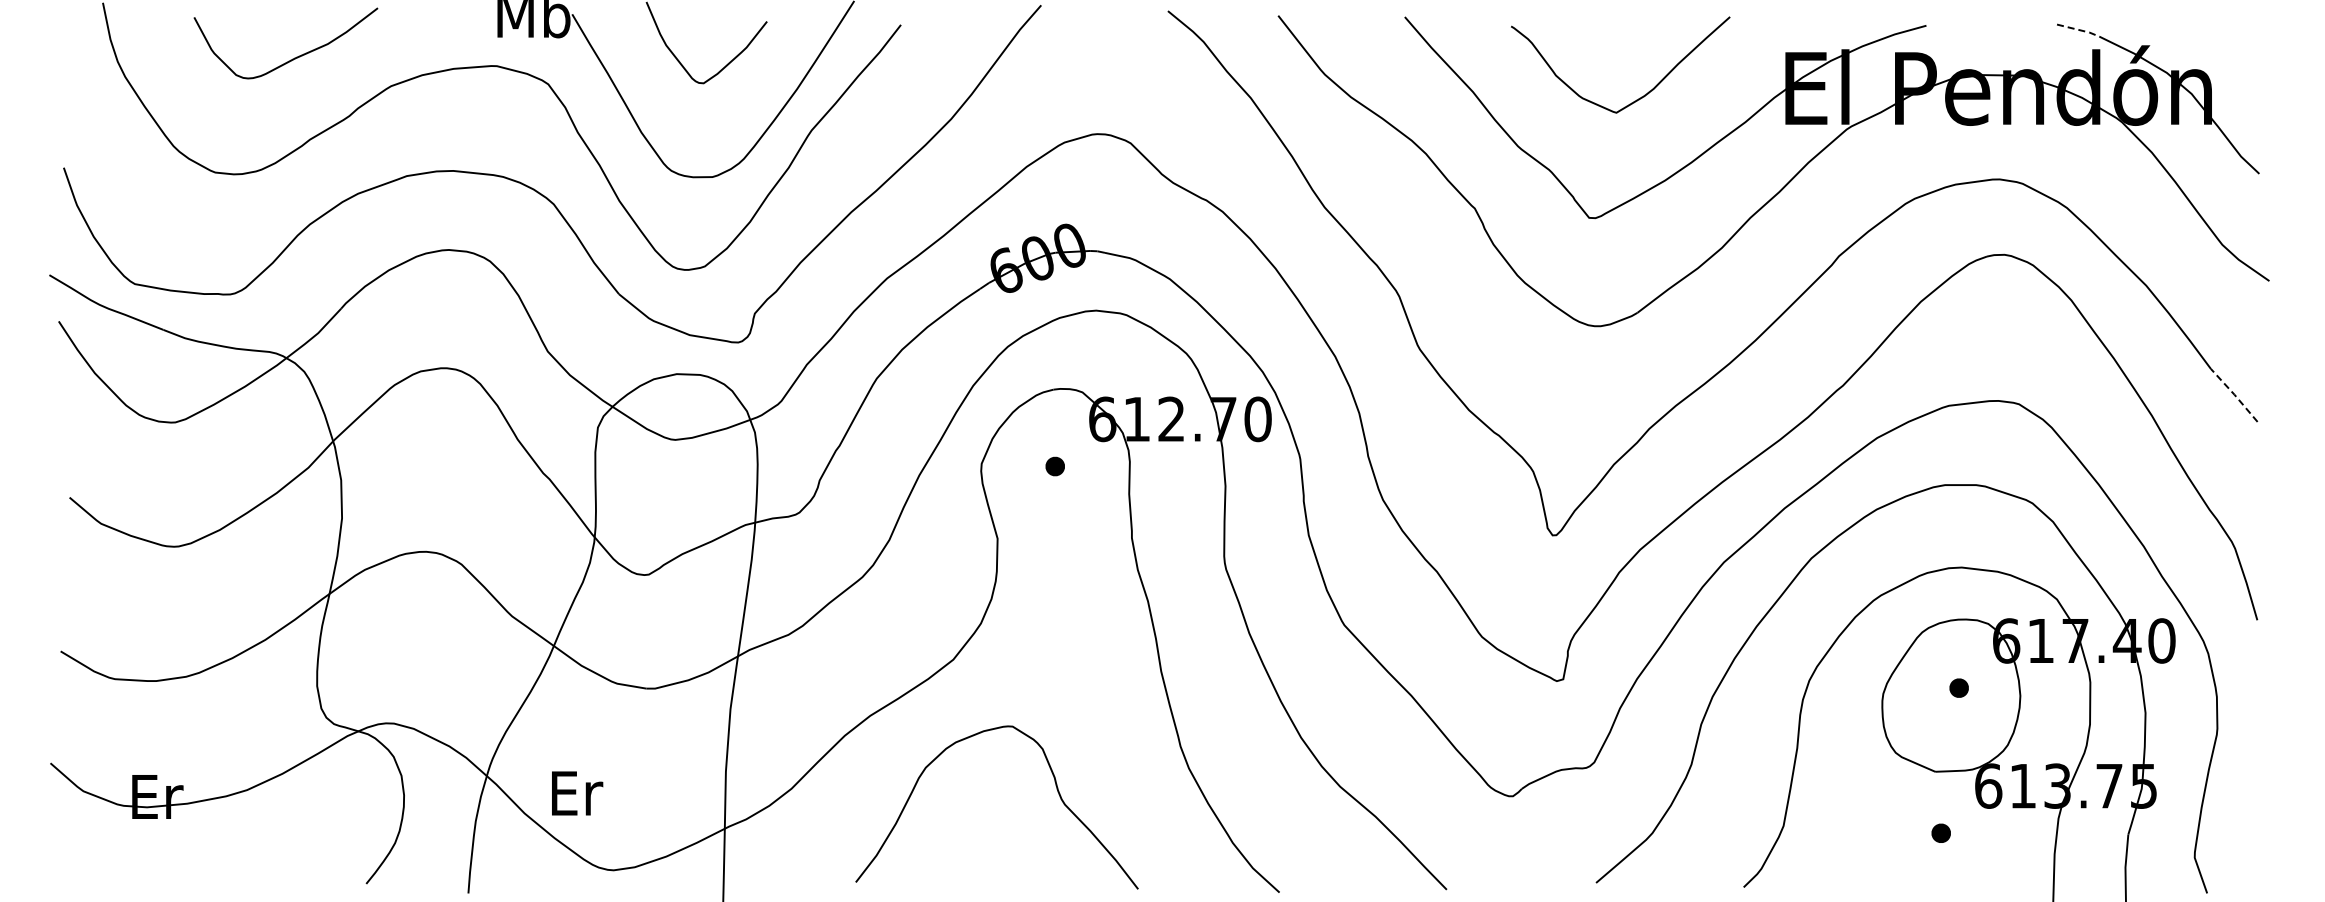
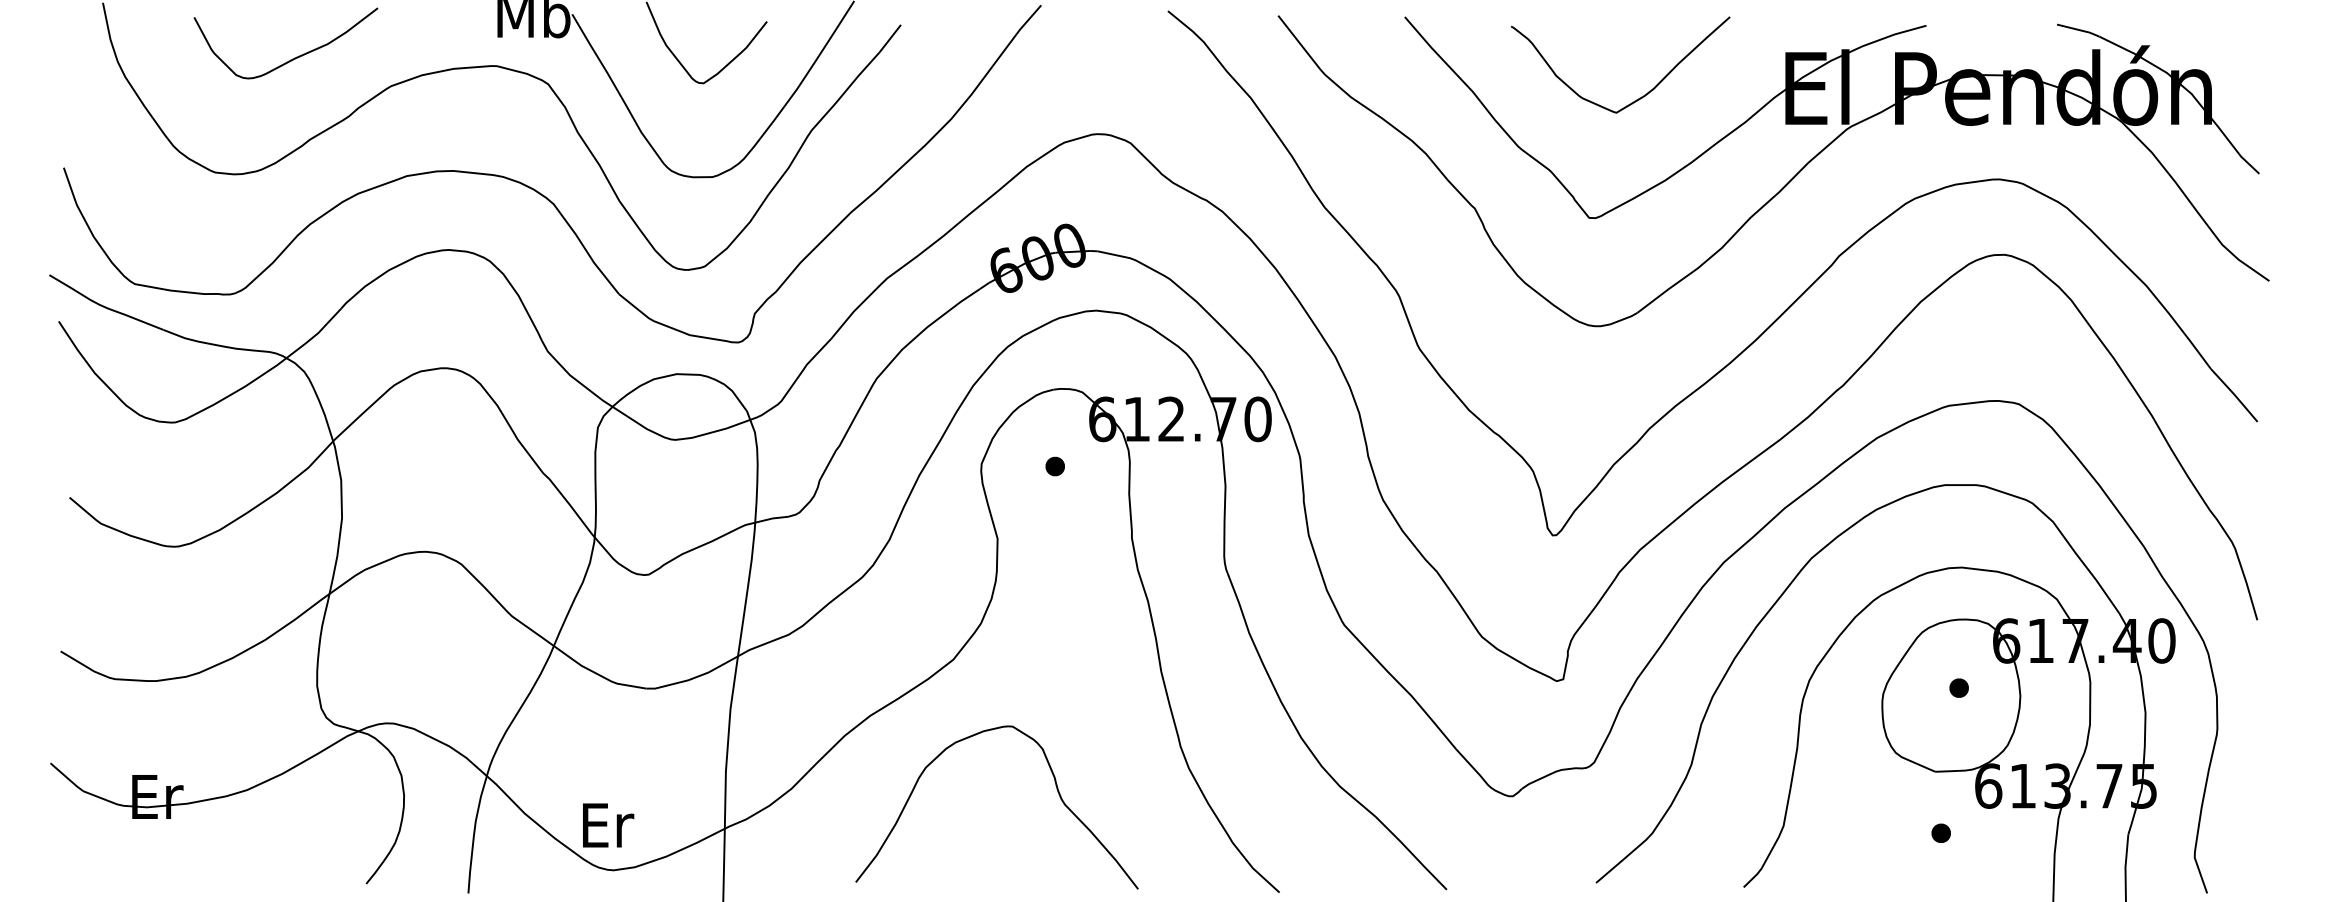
line: dashed -> solid (2079, 30)
line: dashed -> solid (2234, 394)
text position: (577, 793) -> (608, 825) (608, 825)
